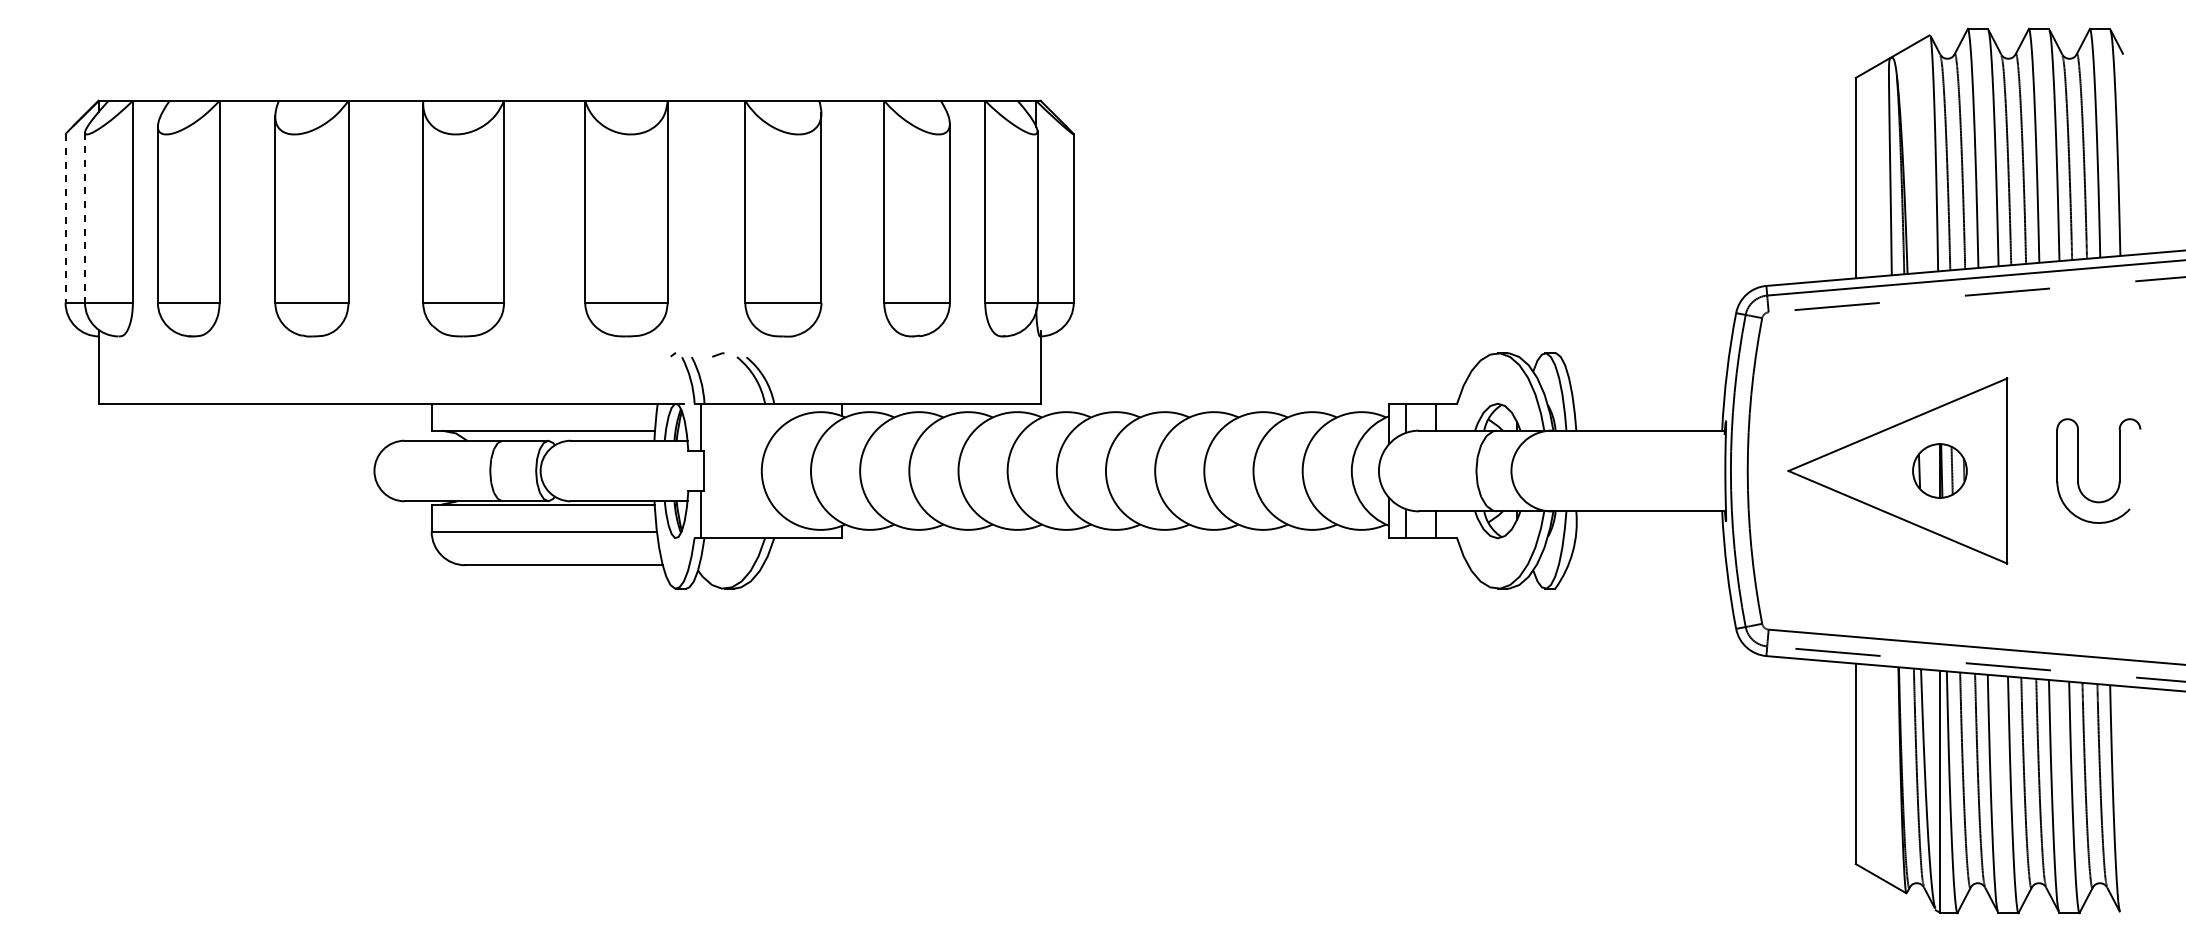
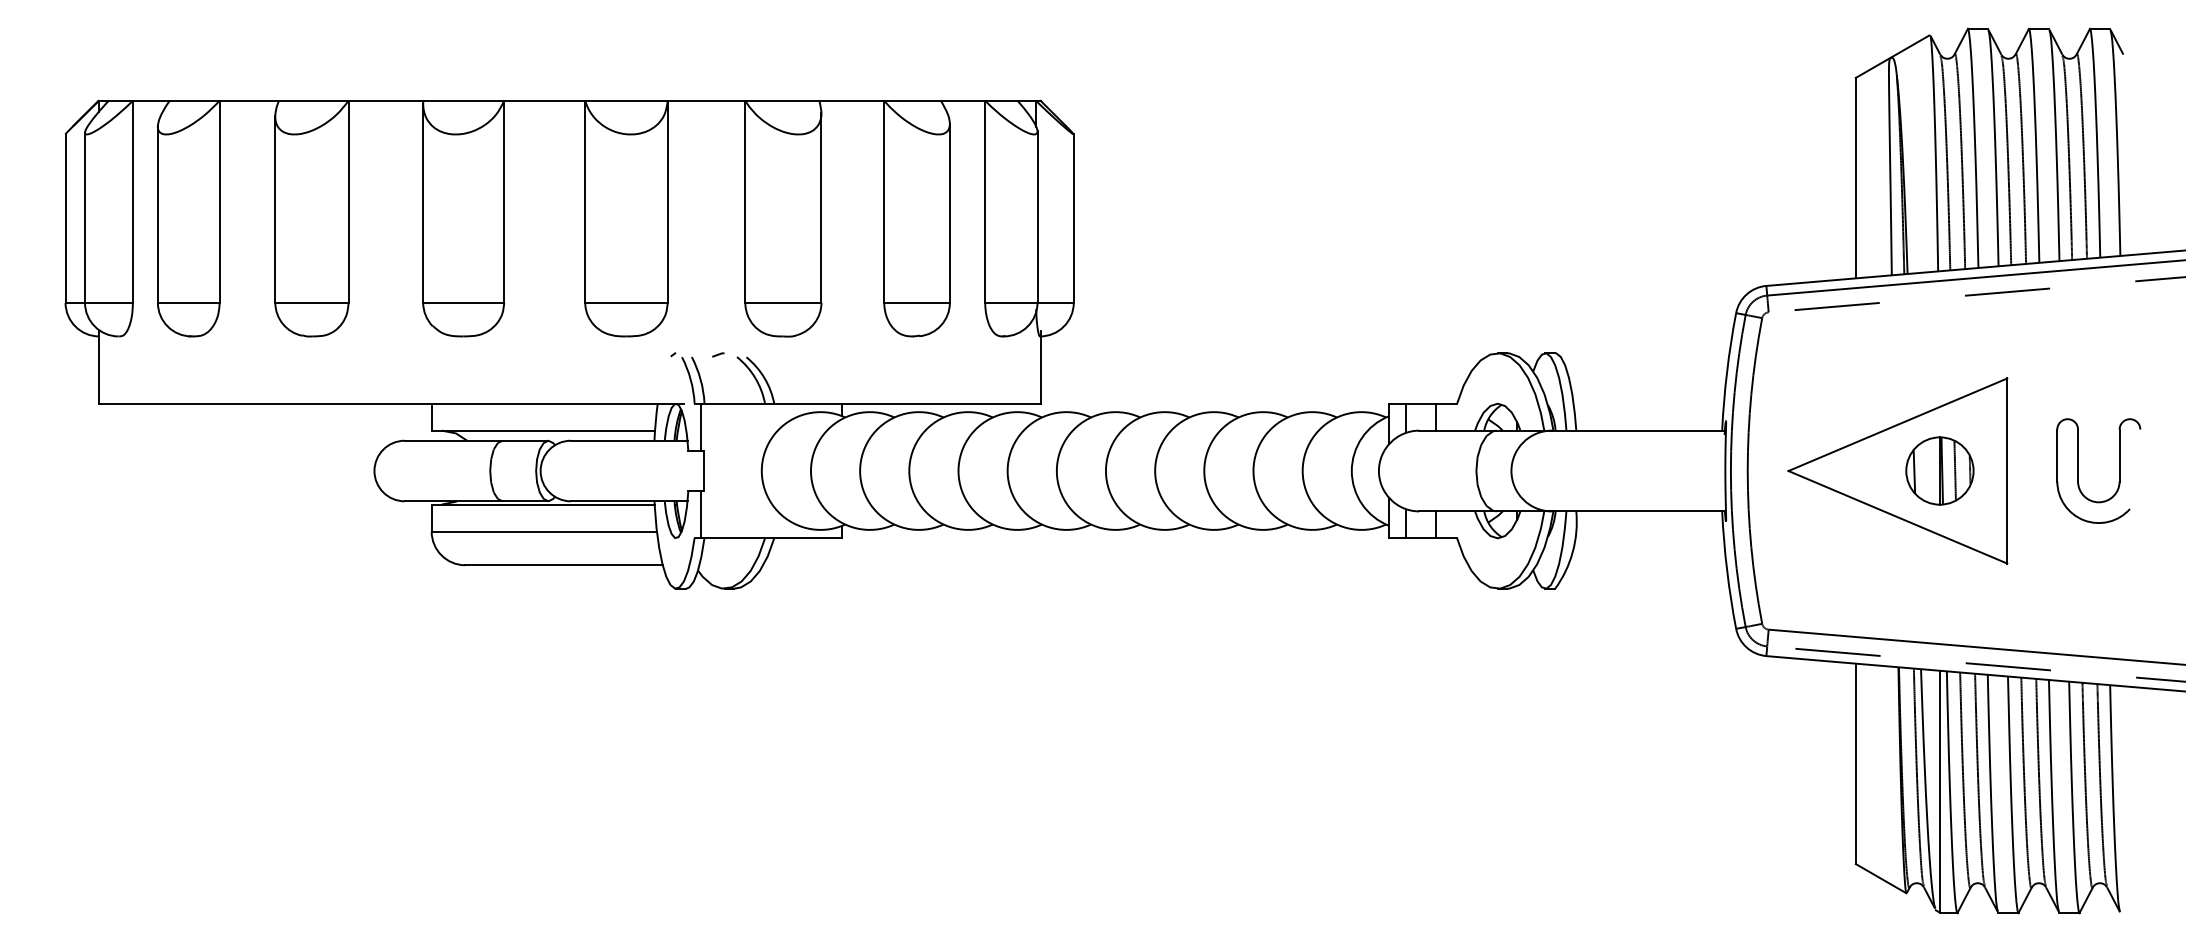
line: dashed -> solid (65, 218)
line: dashed -> solid (85, 218)
part size: 56x56 px -> 70x70 px (1939, 470)
